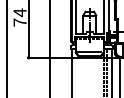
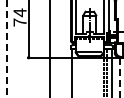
line: solid -> dashed (7, 49)
line: solid -> dashed (120, 77)
